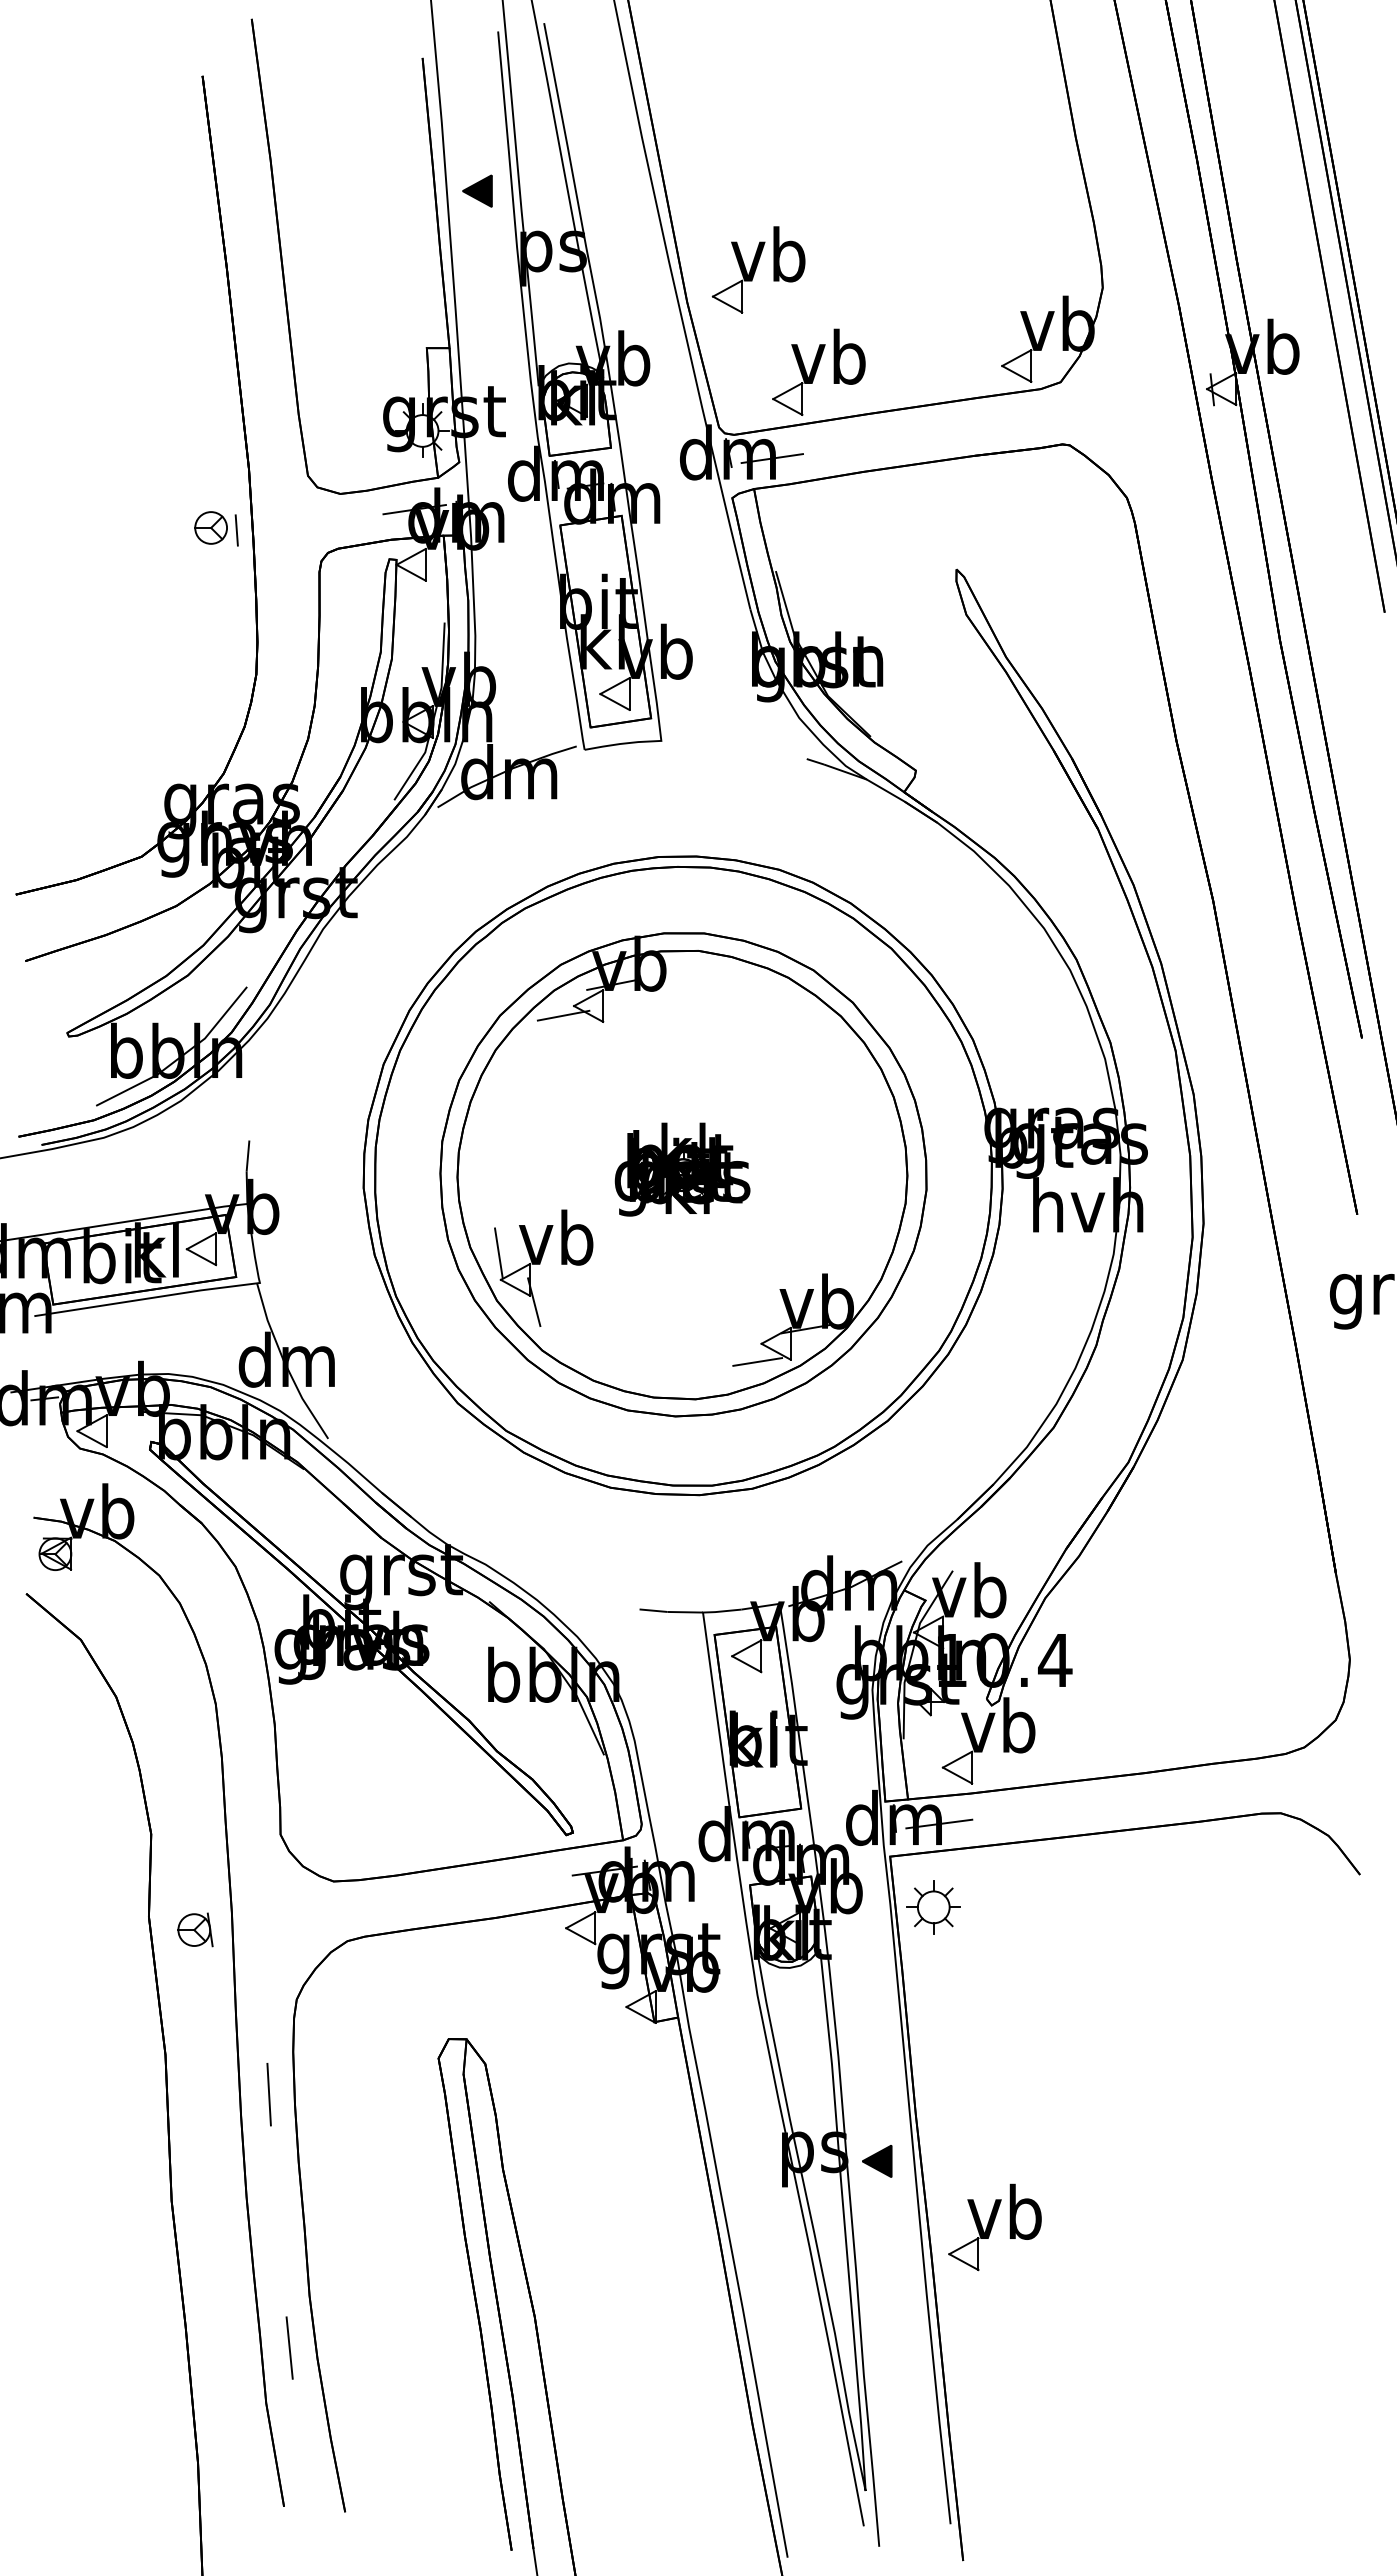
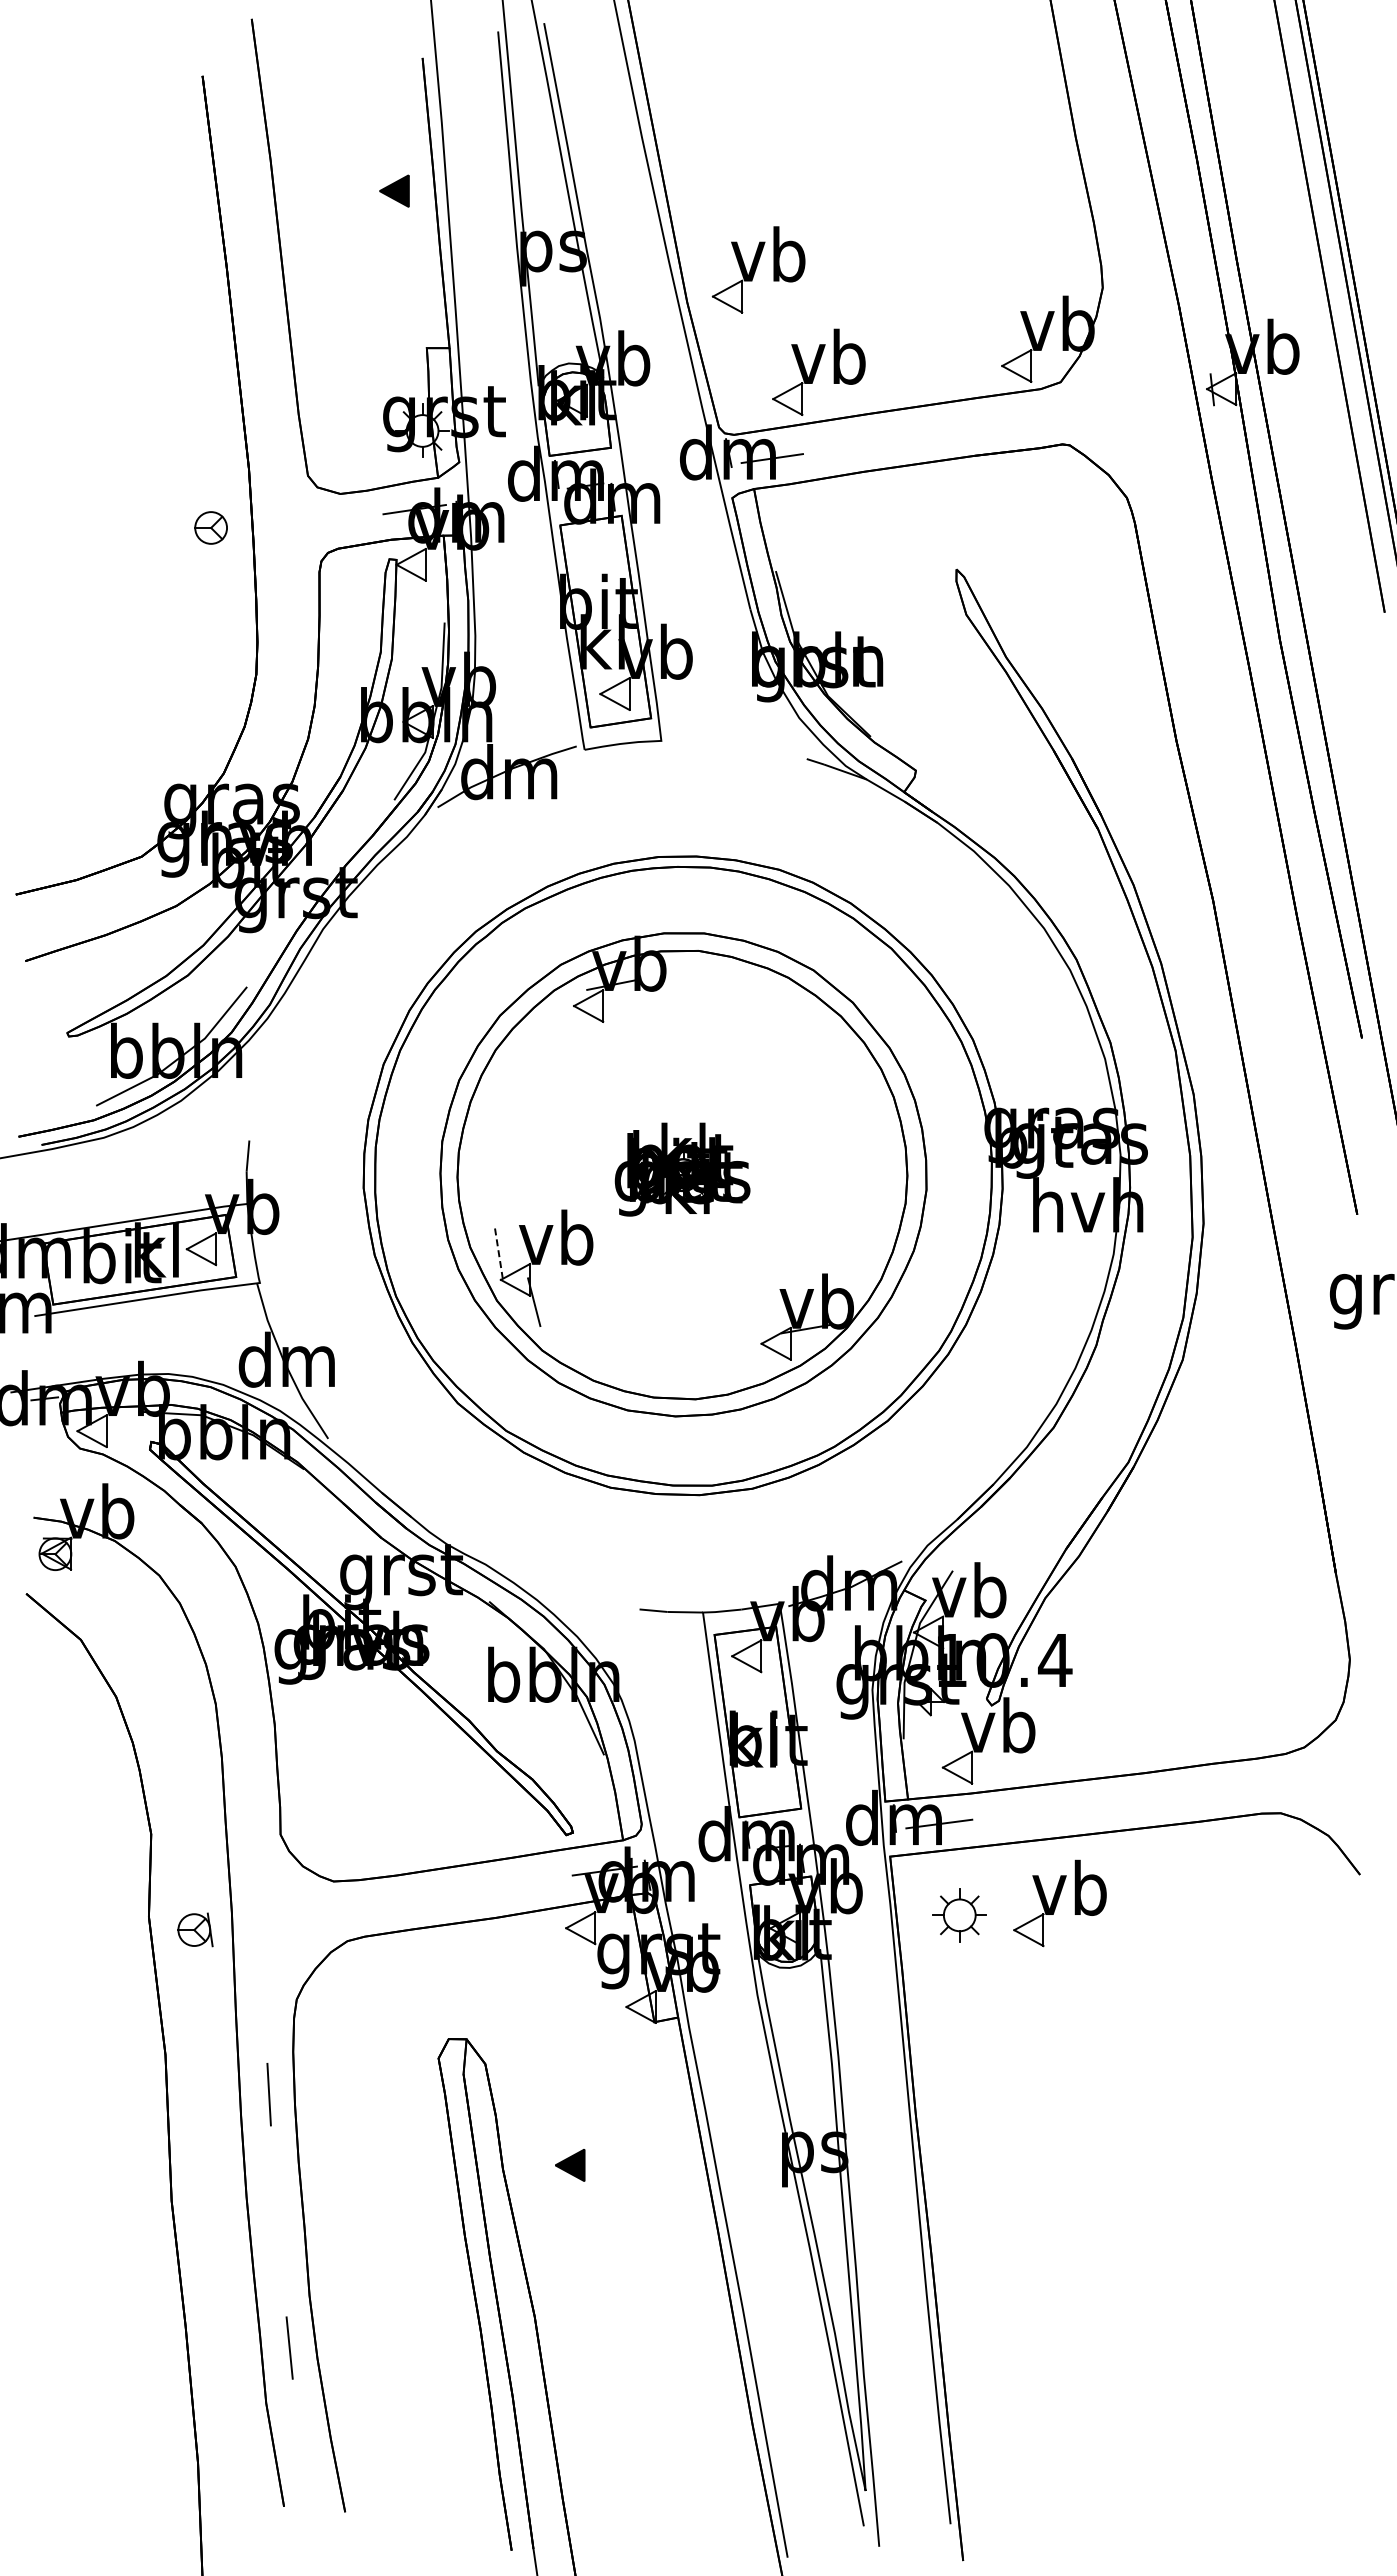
part position: (477, 190) -> (394, 190) (394, 190)
line: present -> none (236, 530)
line: present -> none (563, 1015)
line: solid -> dashed (498, 1253)
line: present -> none (757, 1361)
part position: (933, 1907) -> (959, 1915) (959, 1915)
part position: (877, 2161) -> (570, 2165) (570, 2165)
part position: (994, 2227) -> (1059, 1903) (1059, 1903)
